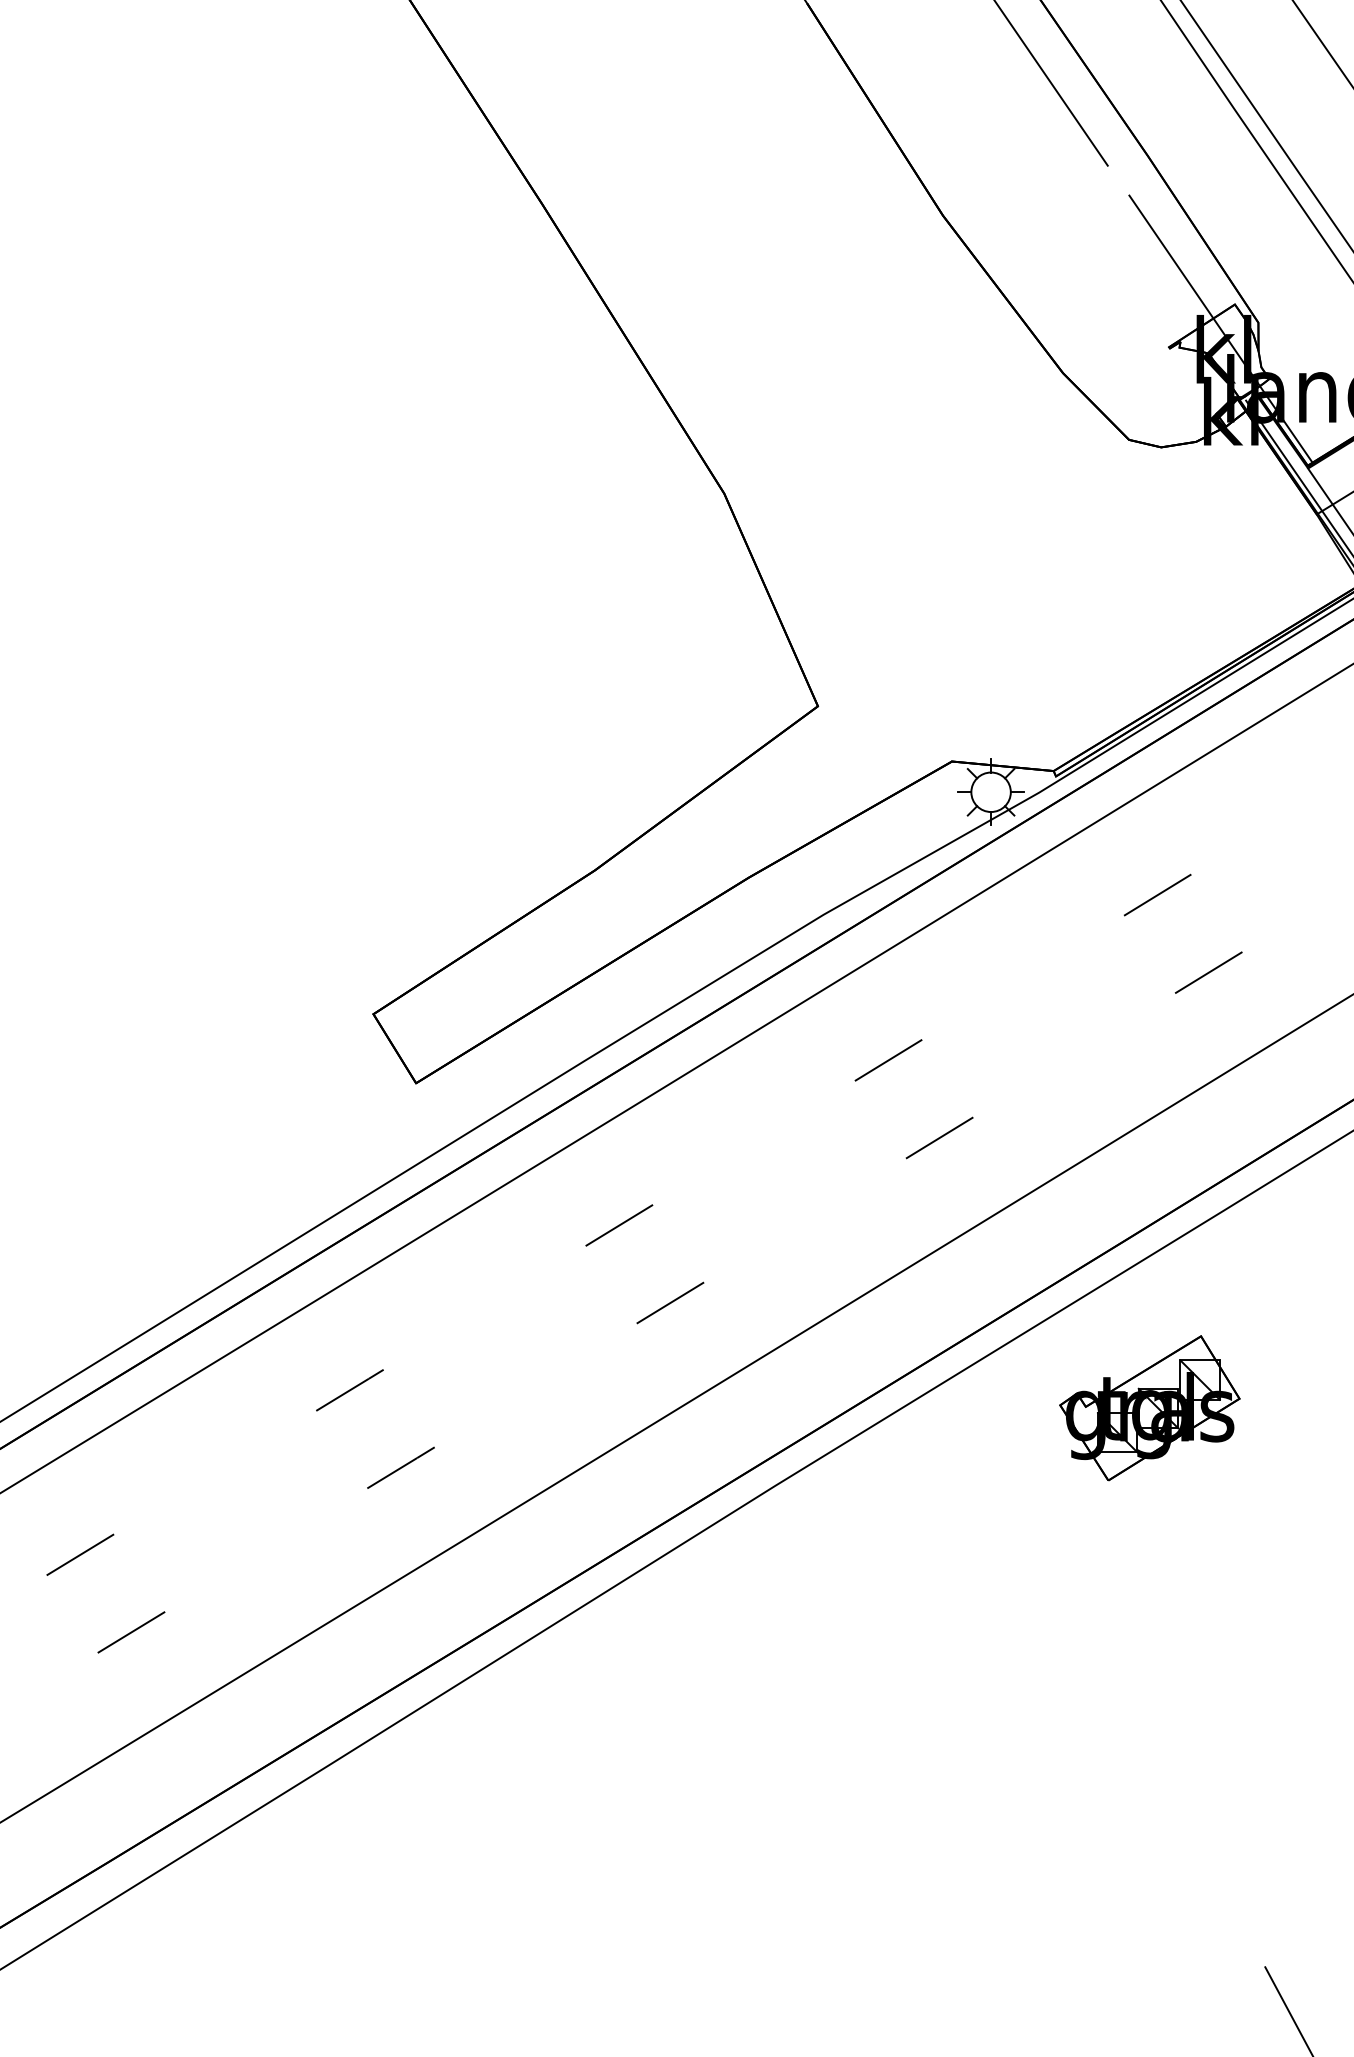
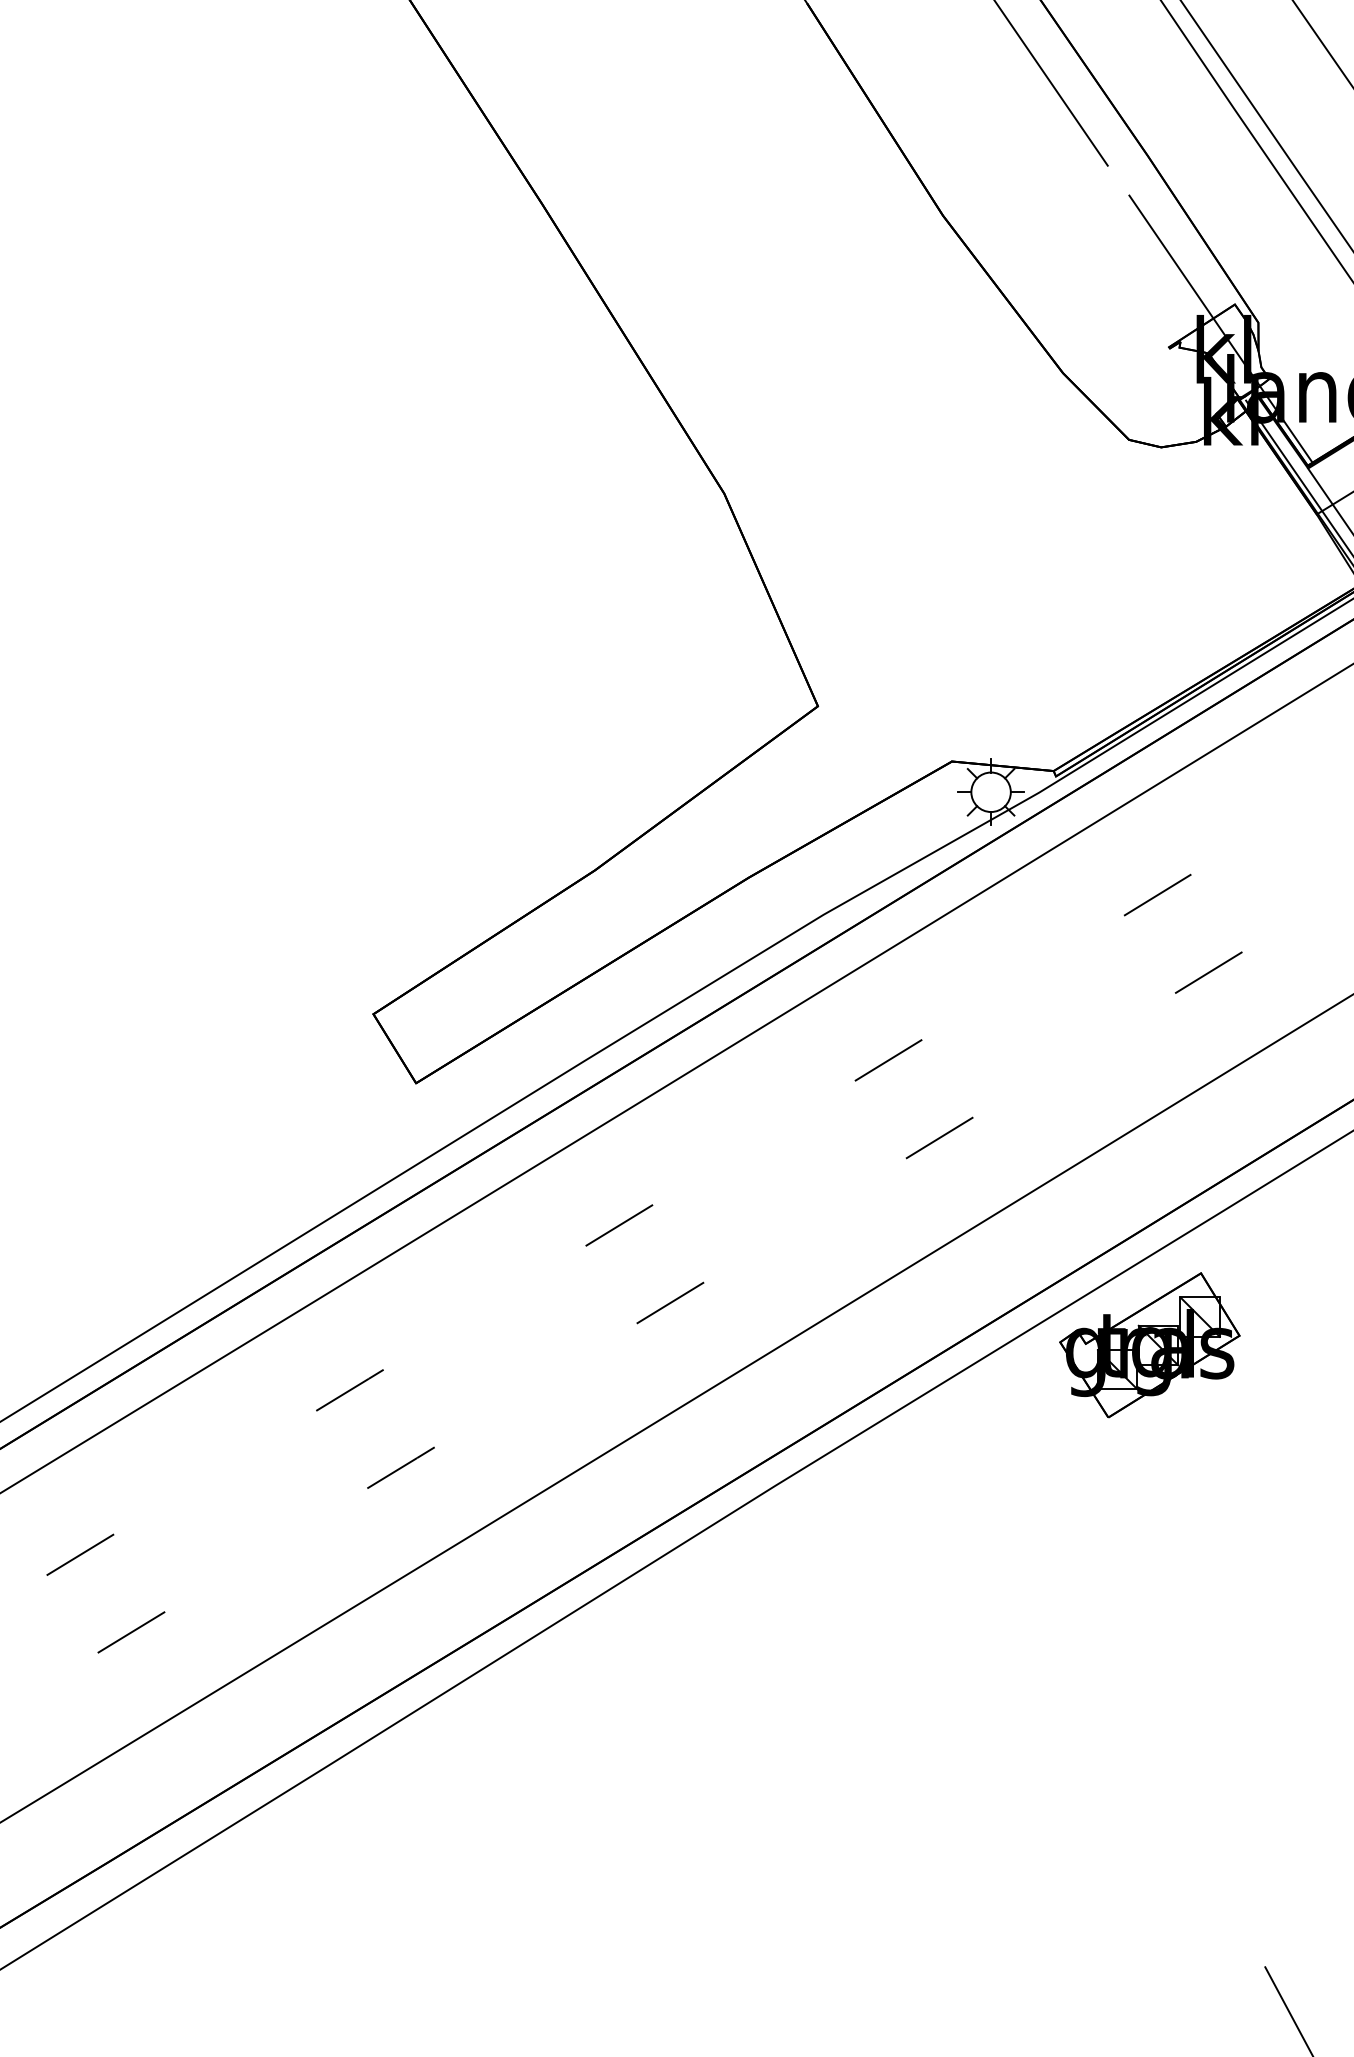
part position: (1149, 1408) -> (1149, 1345) (1149, 1345)
